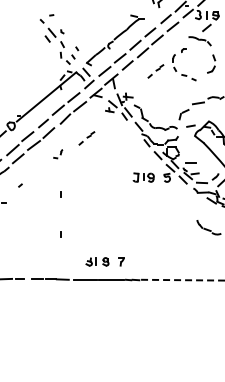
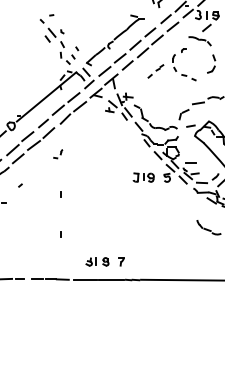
part: present -> none (86, 138)
line: dashed -> solid (182, 280)
